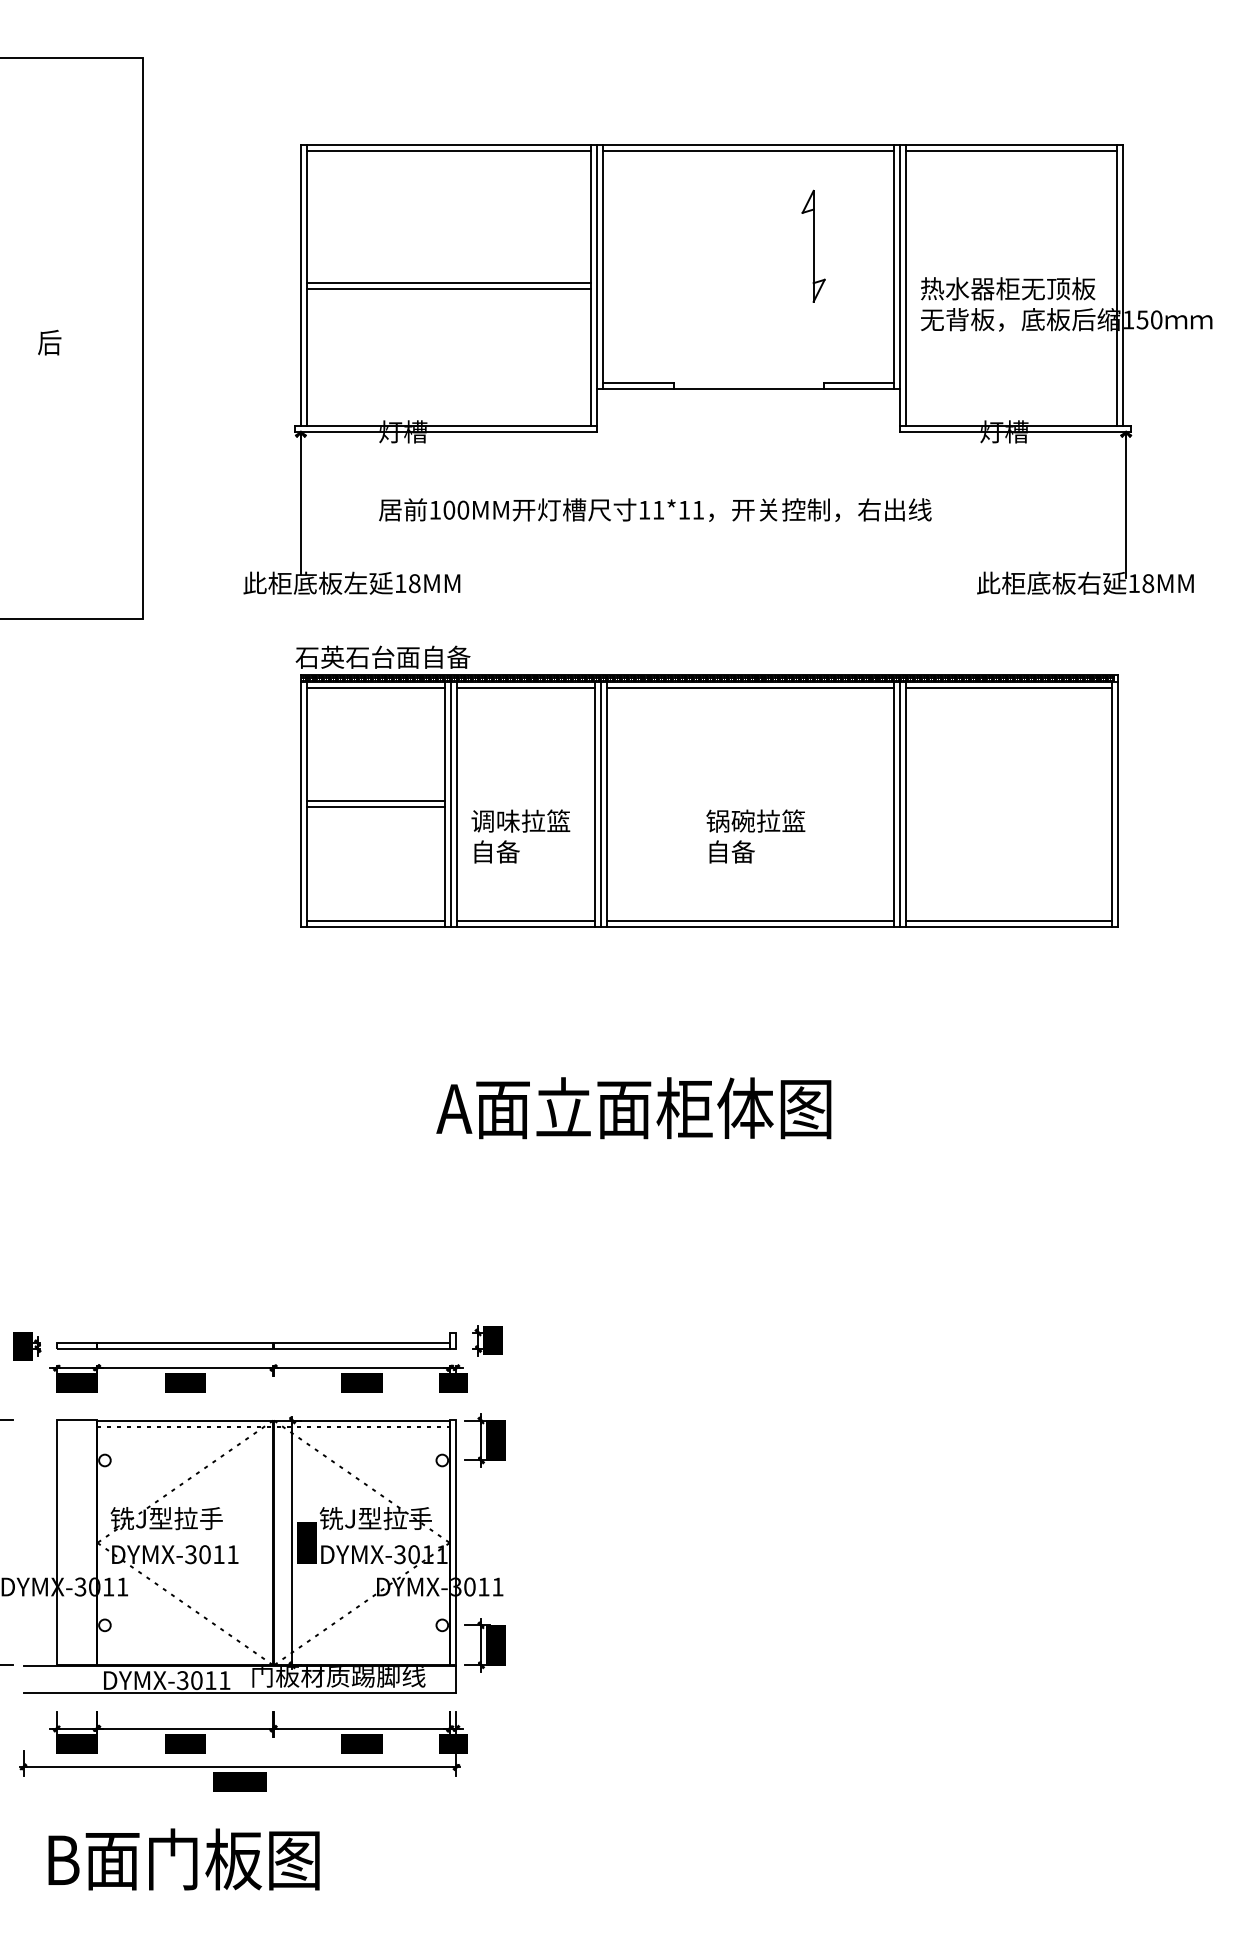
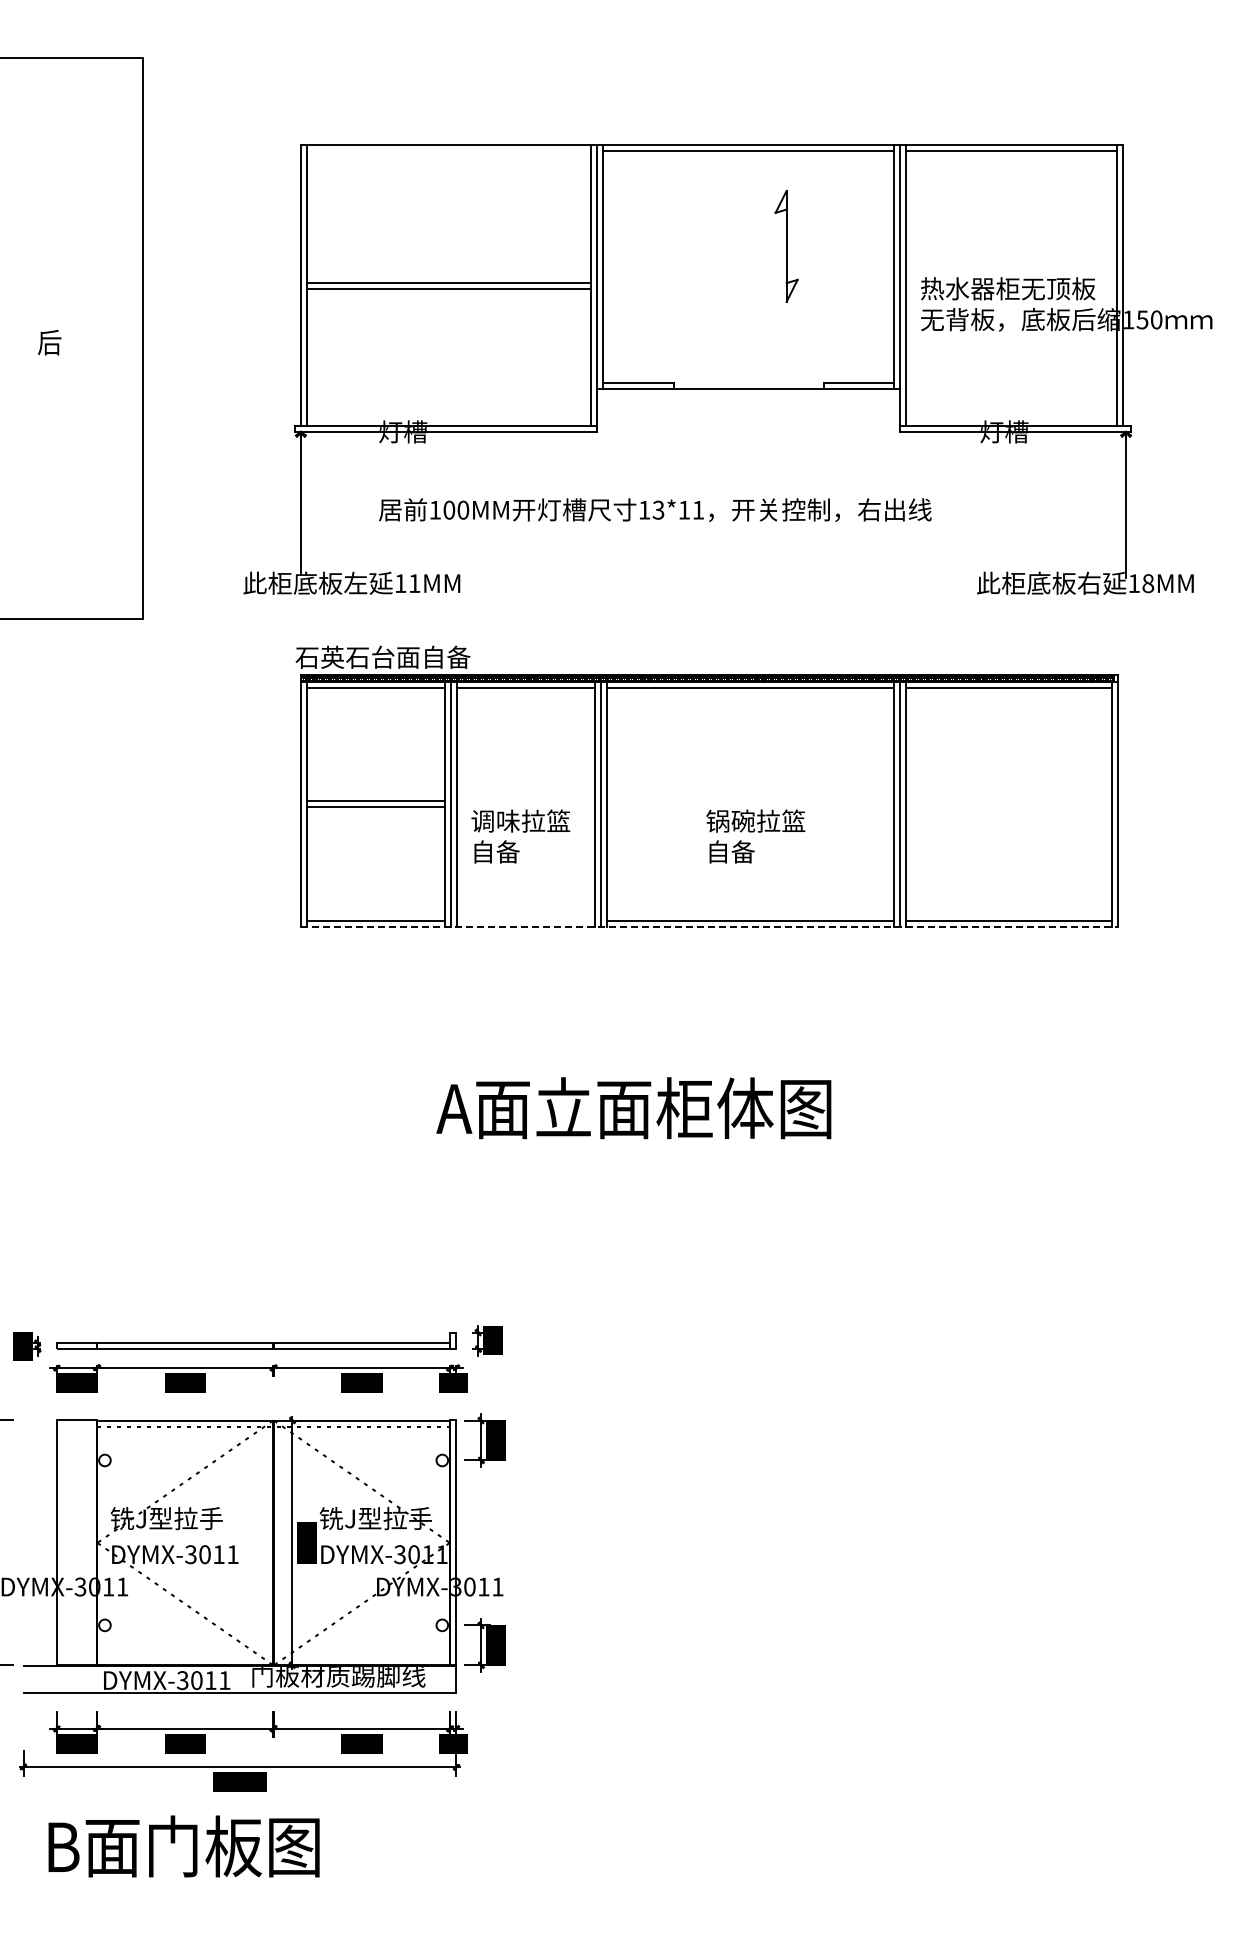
line: present -> none (448, 151)
part position: (813, 245) -> (786, 245) (786, 245)
text: 11*11 -> 13*11 (658, 509)
text: 18MM -> 11MM (414, 583)
line: present -> none (525, 921)
line: solid -> dashed (709, 927)
text position: (183, 1859) -> (183, 1846) (183, 1846)
